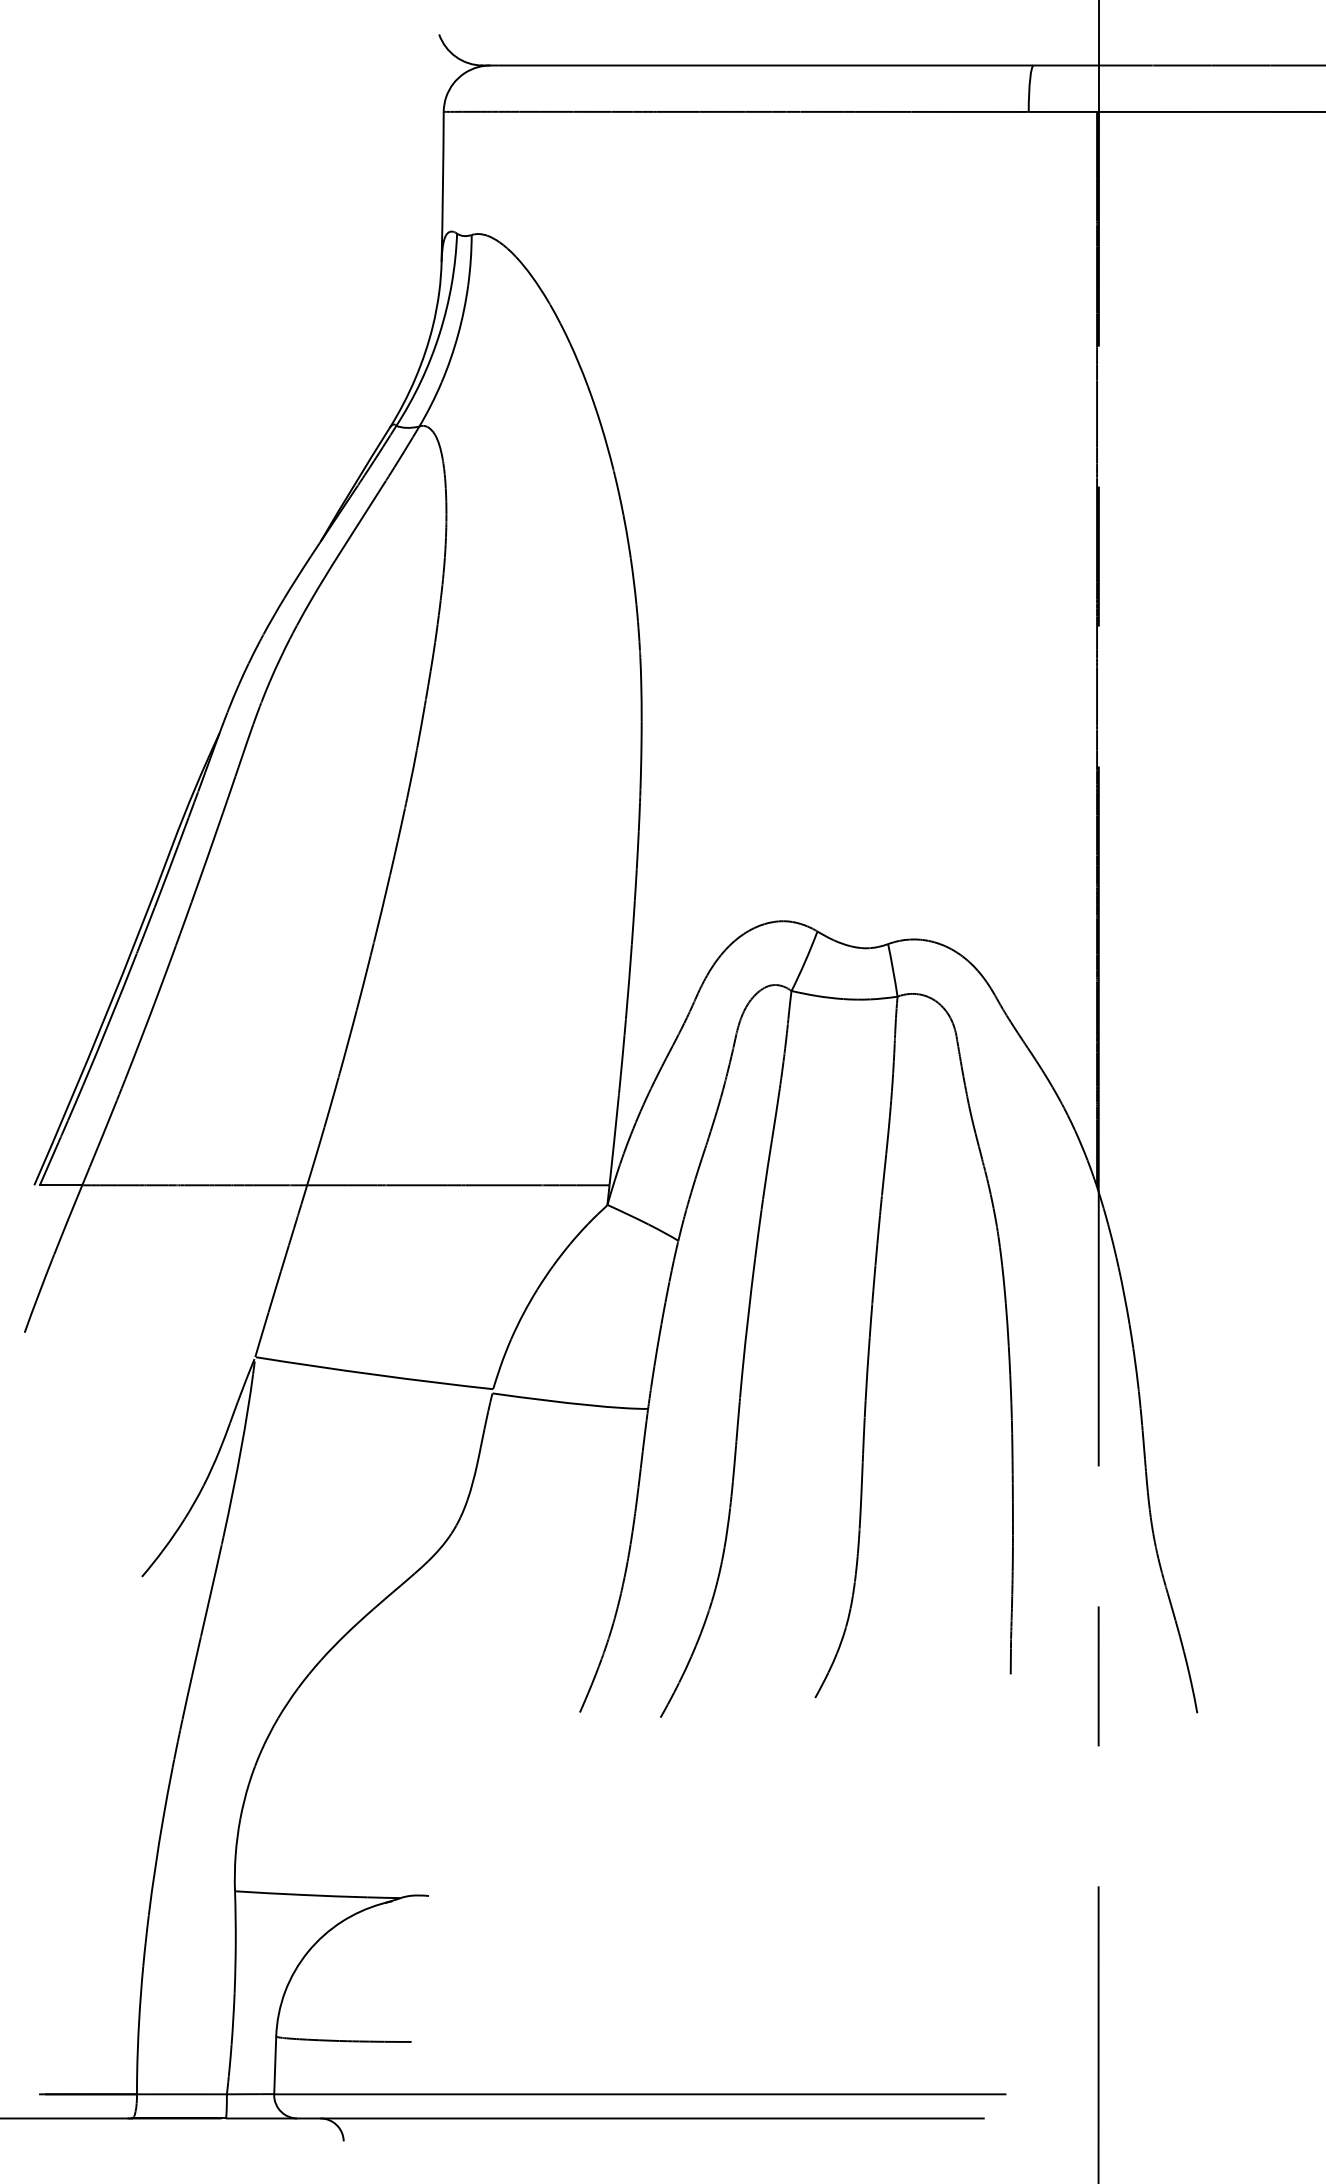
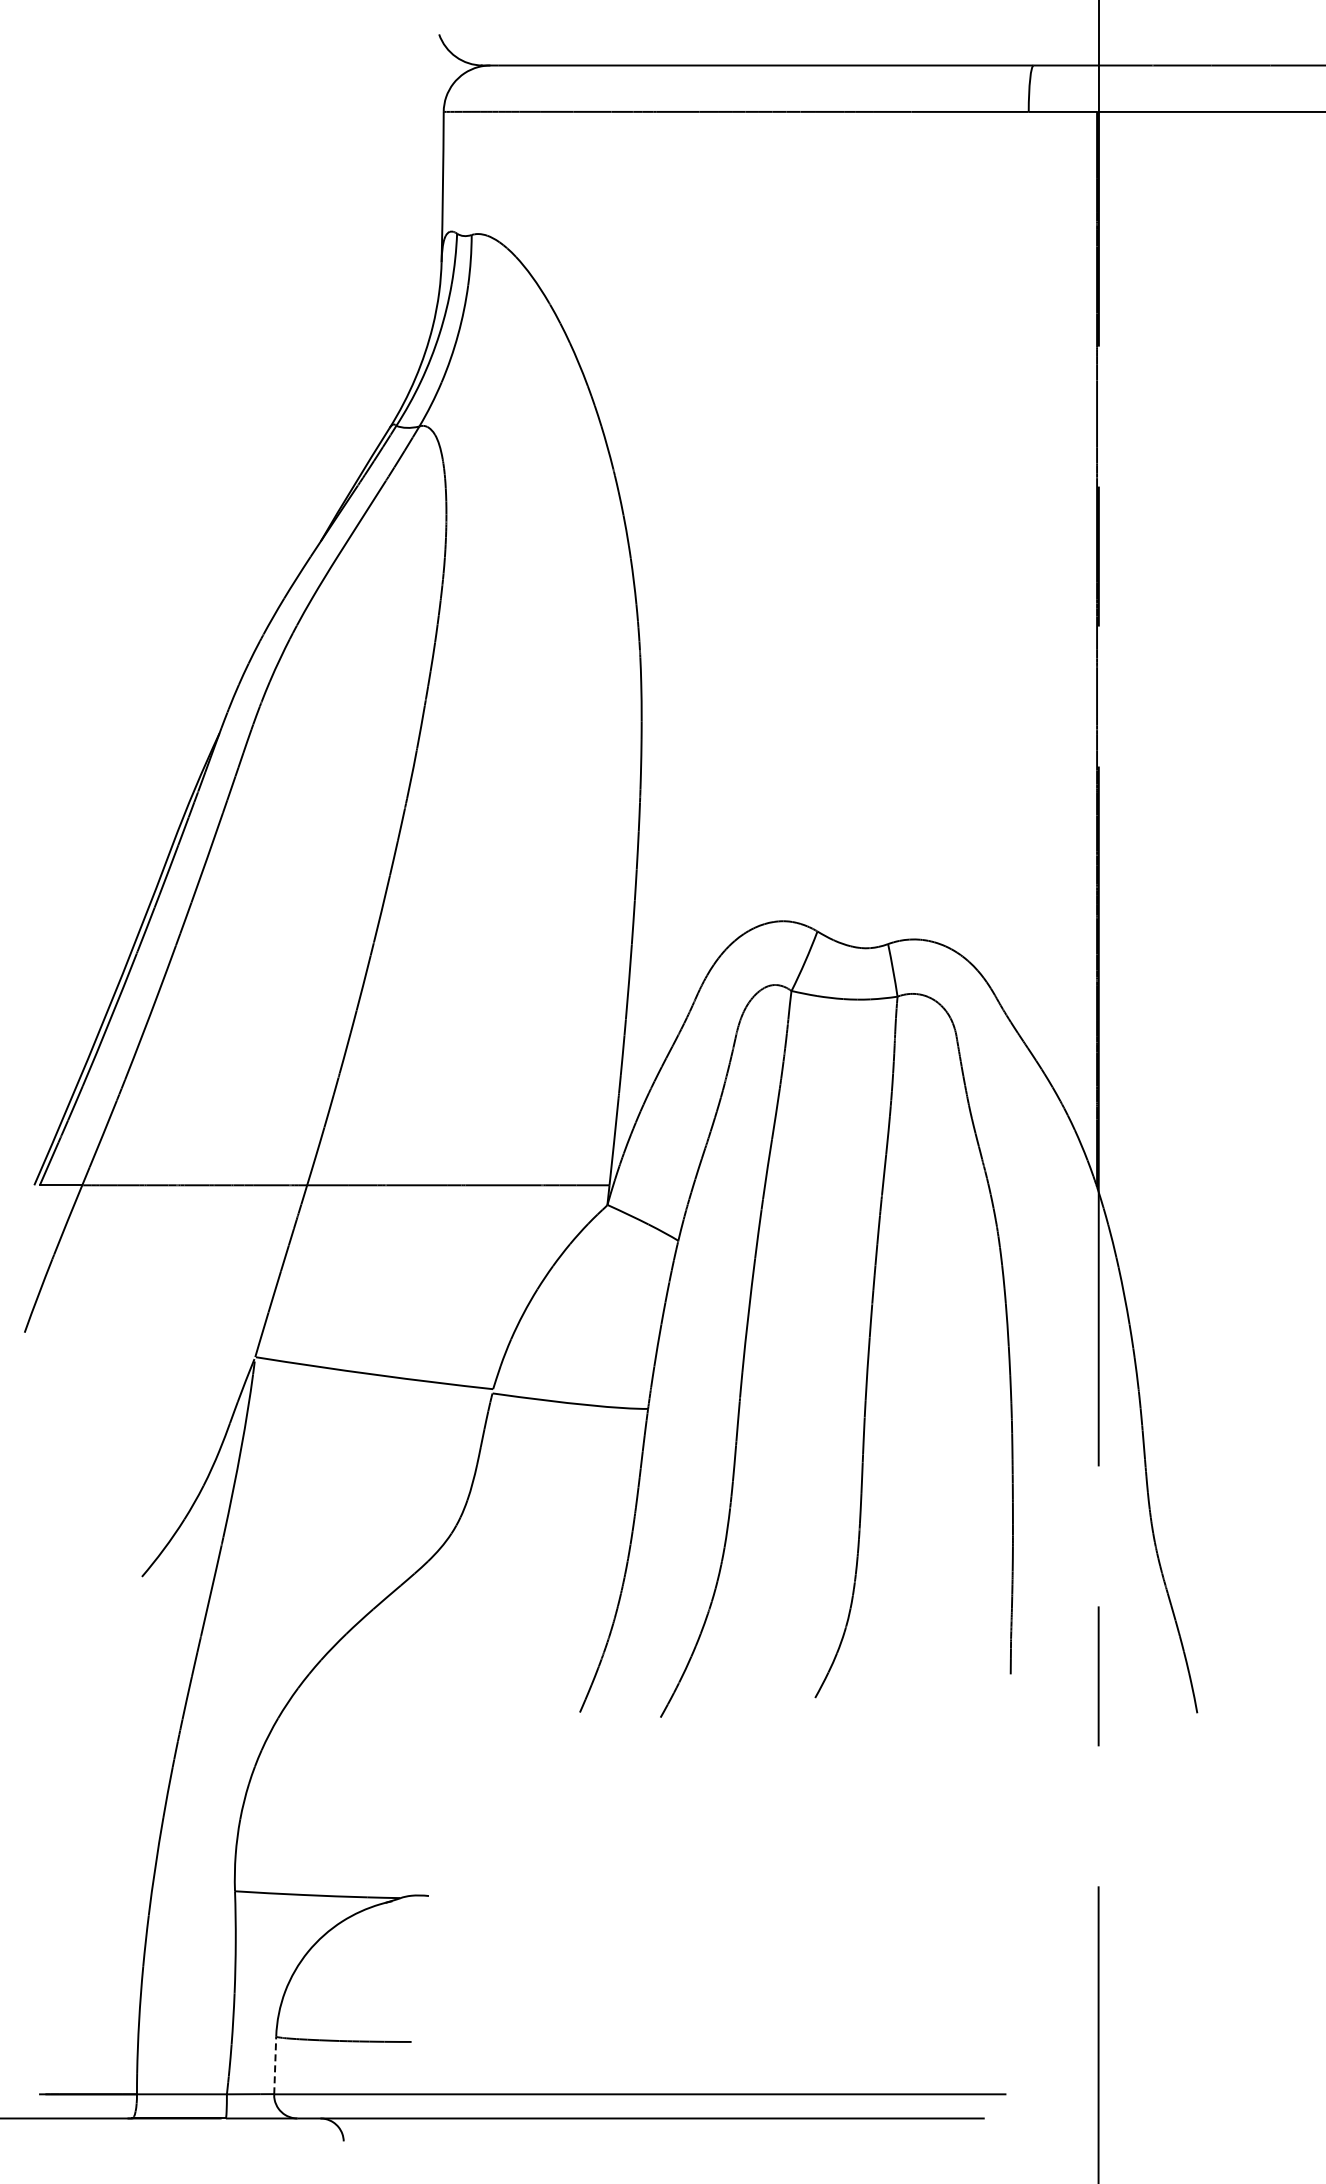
line: solid -> dashed (275, 2065)
